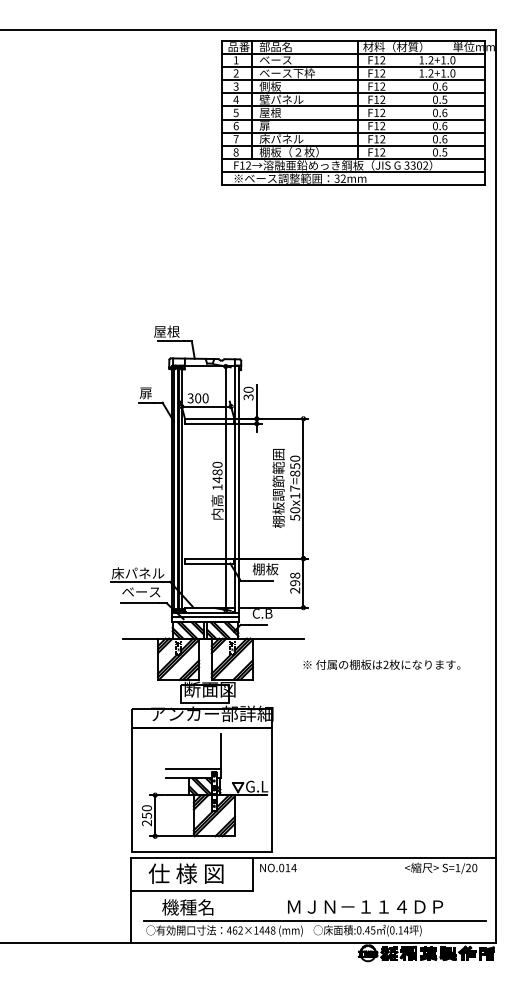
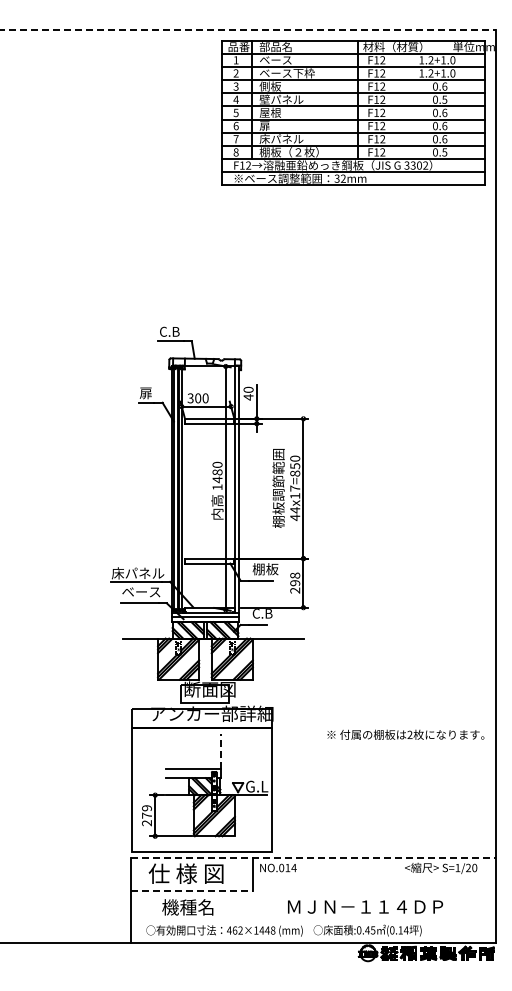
line: solid -> dashed (248, 29)
text: 屋根 -> C.B (166, 331)
text: 30 -> 40 (248, 397)
text: 50x17=850 -> 44x17=850 (295, 513)
text position: (381, 664) -> (405, 734) (405, 734)
line: solid -> dashed (221, 751)
text: 250 -> 279 (146, 811)
line: solid -> dashed (313, 857)
line: solid -> dashed (191, 890)
line: present -> none (315, 920)
